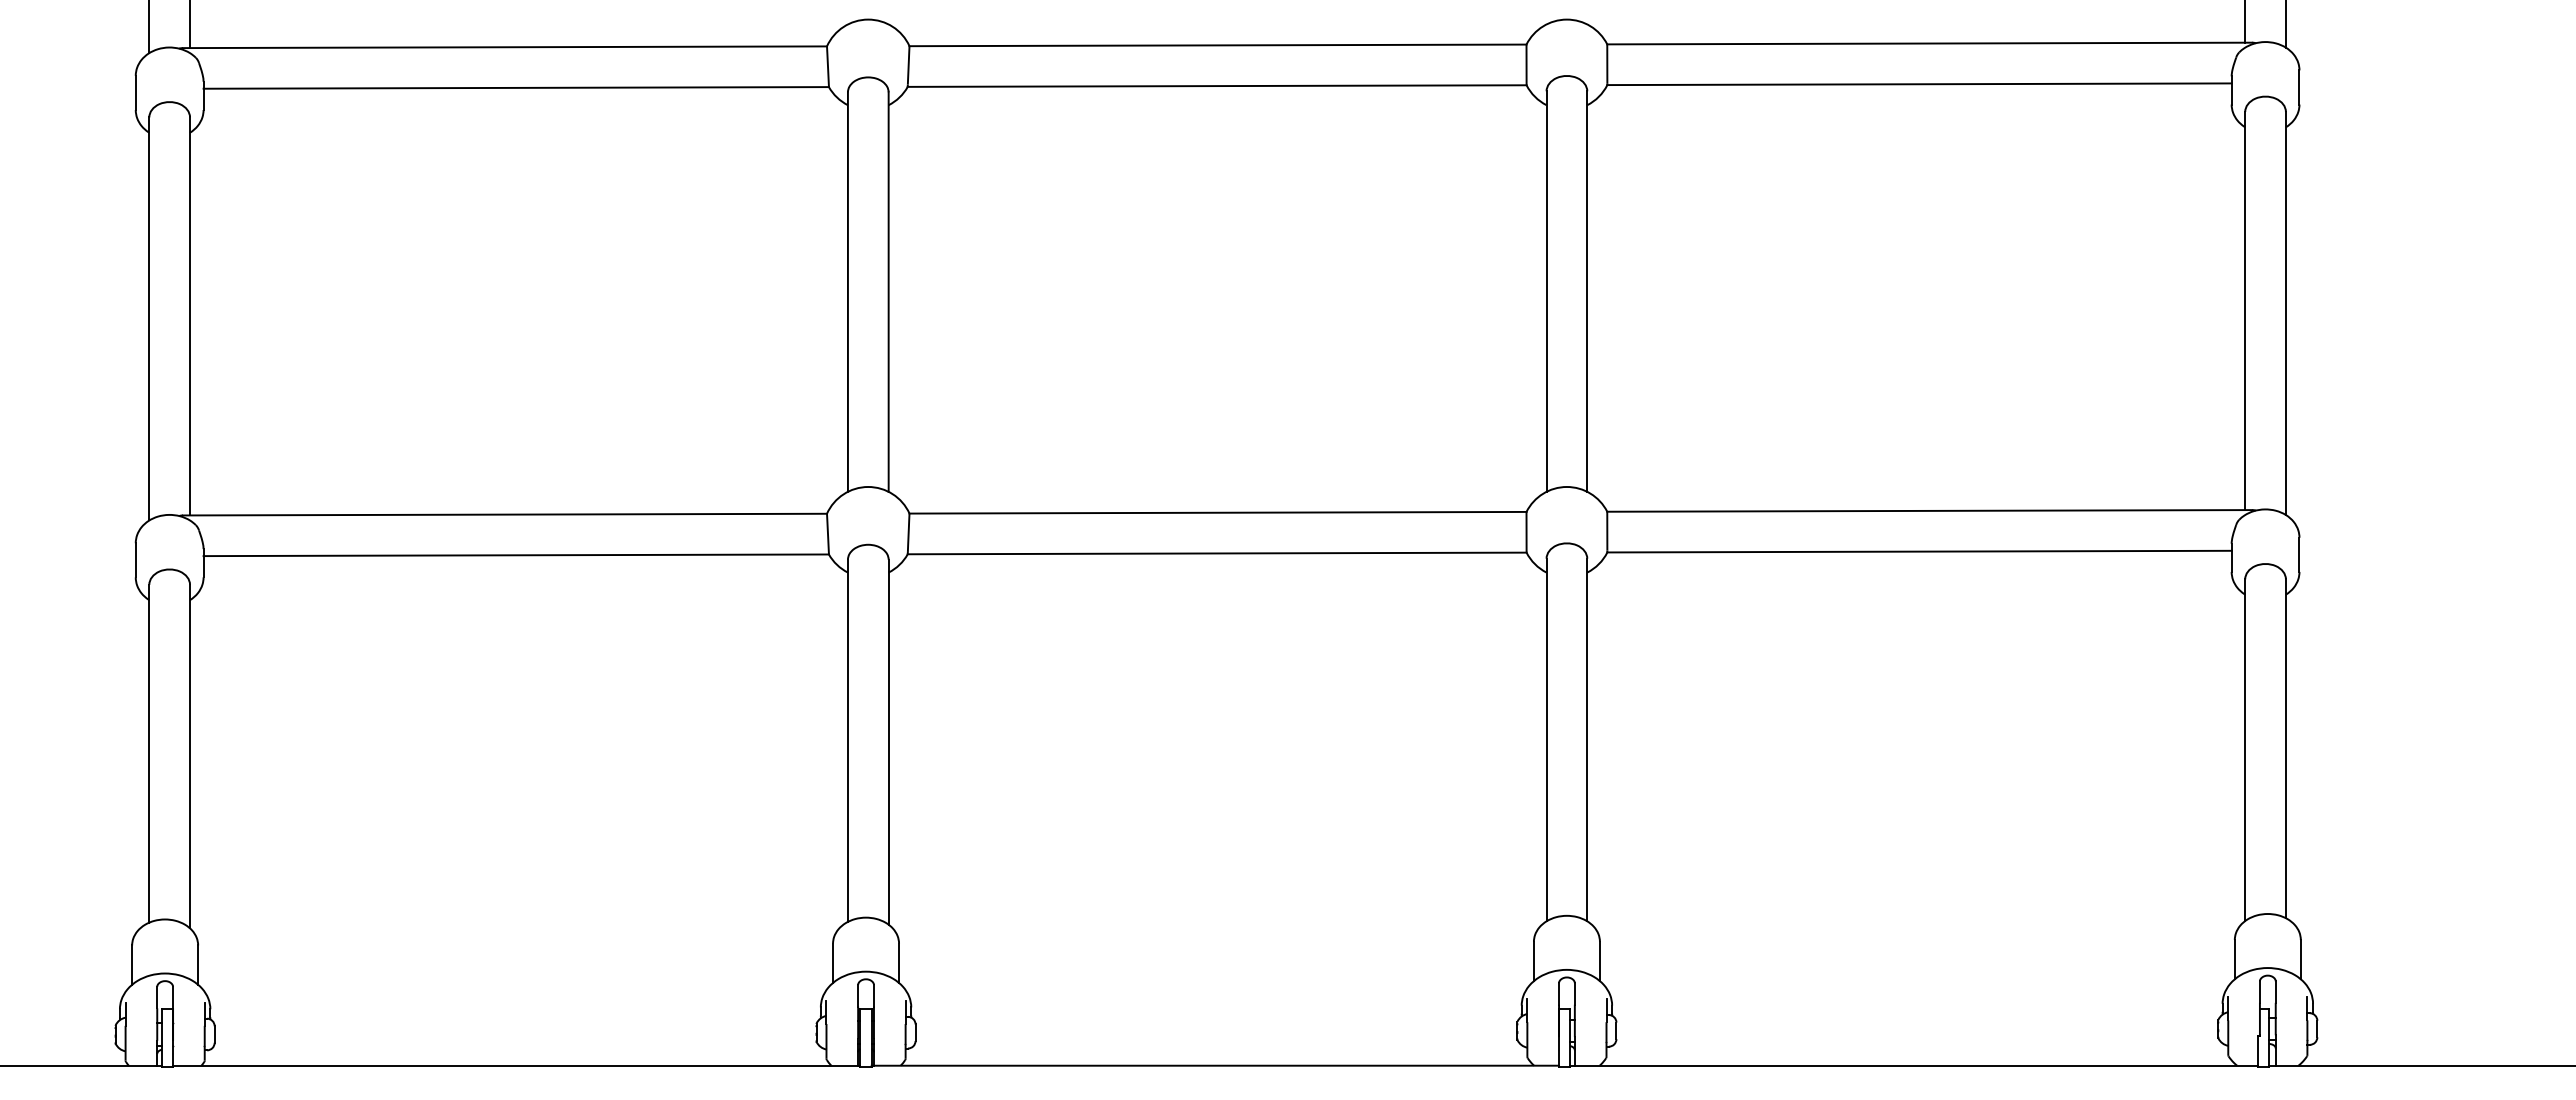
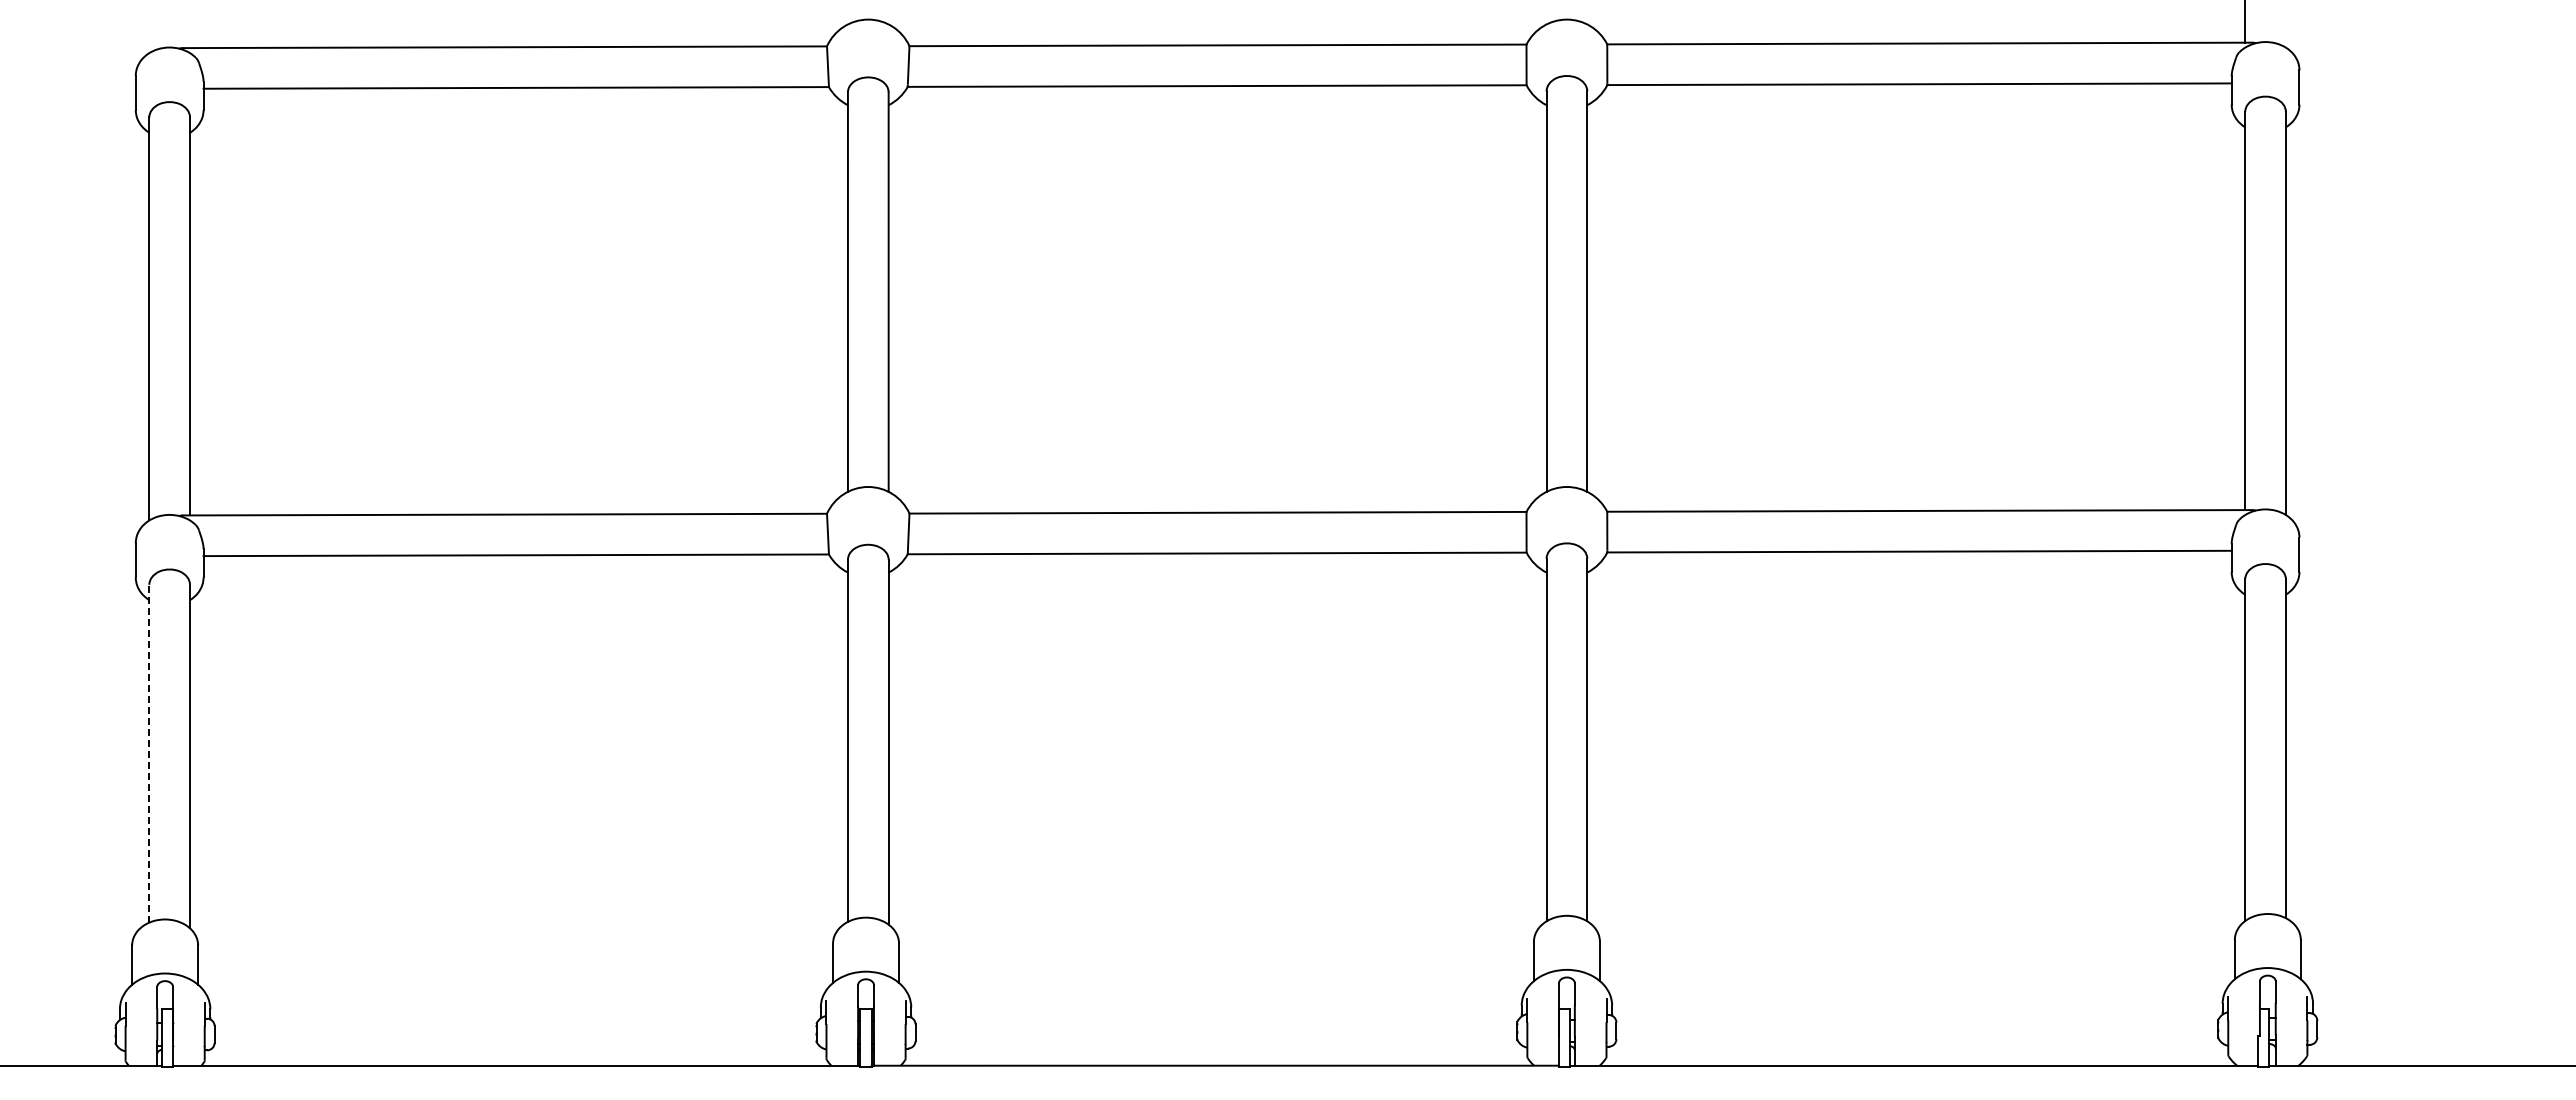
line: present -> none (2285, 24)
line: present -> none (190, 25)
line: present -> none (149, 27)
line: solid -> dashed (149, 753)
